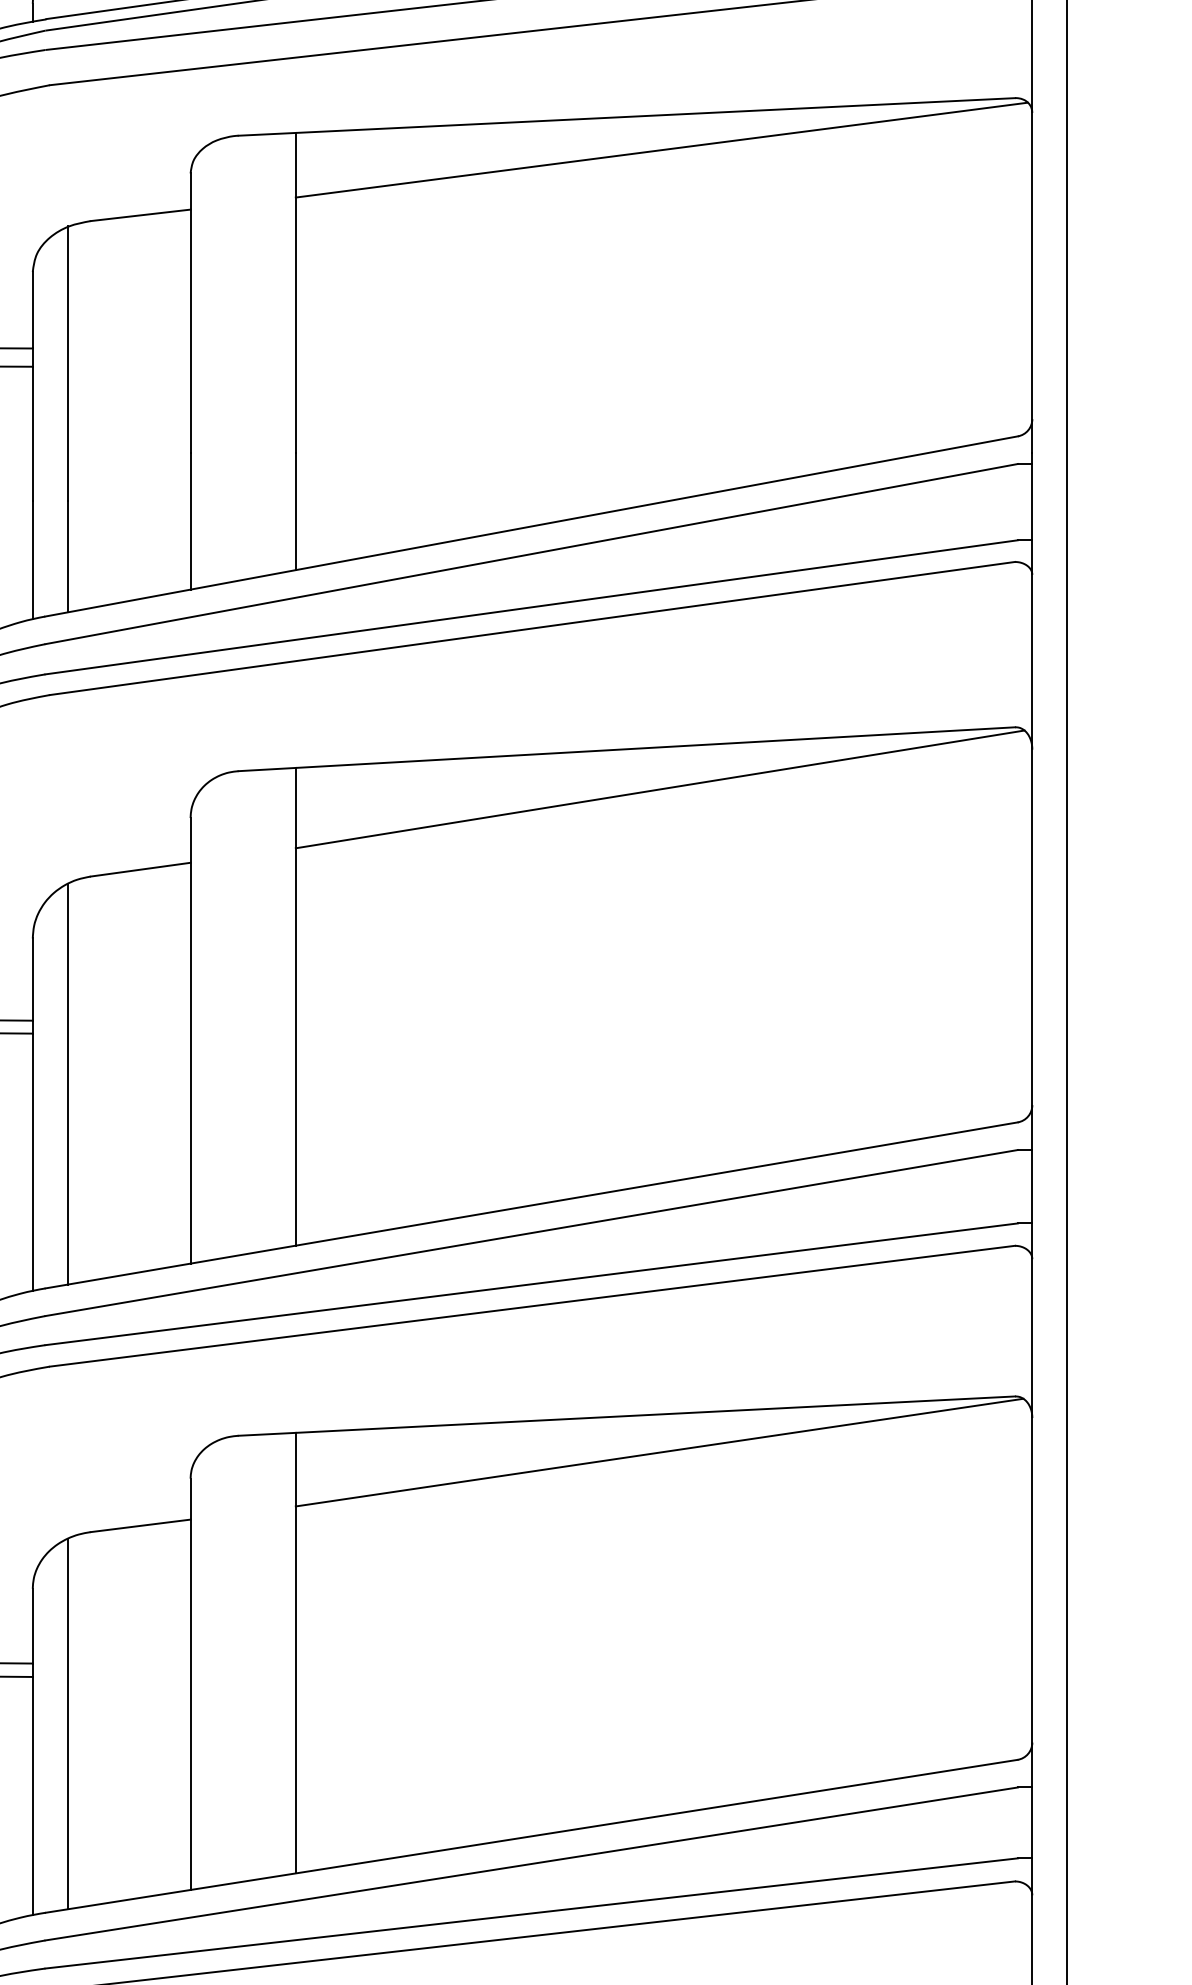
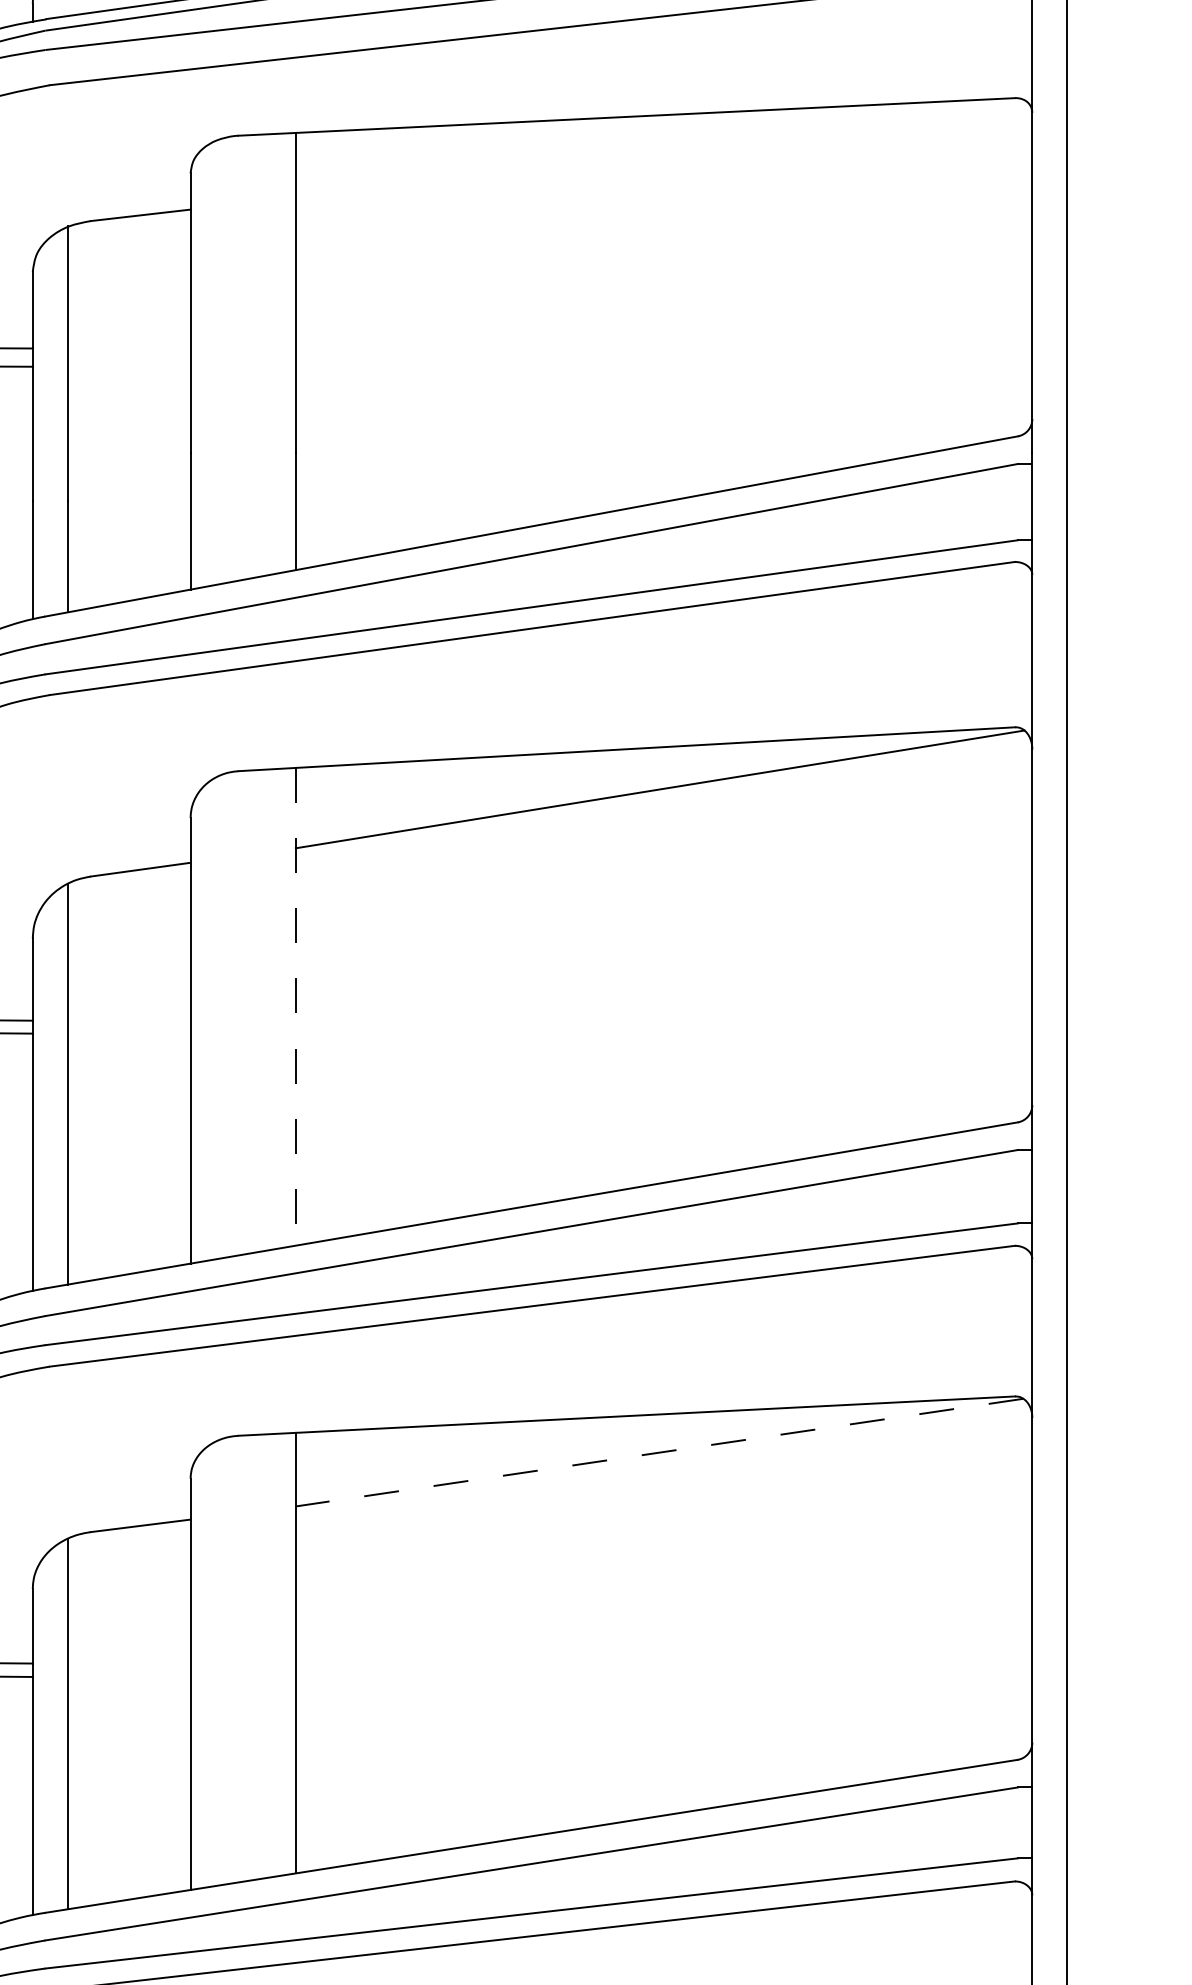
line: present -> none (661, 149)
line: solid -> dashed (295, 1006)
line: solid -> dashed (659, 1452)
